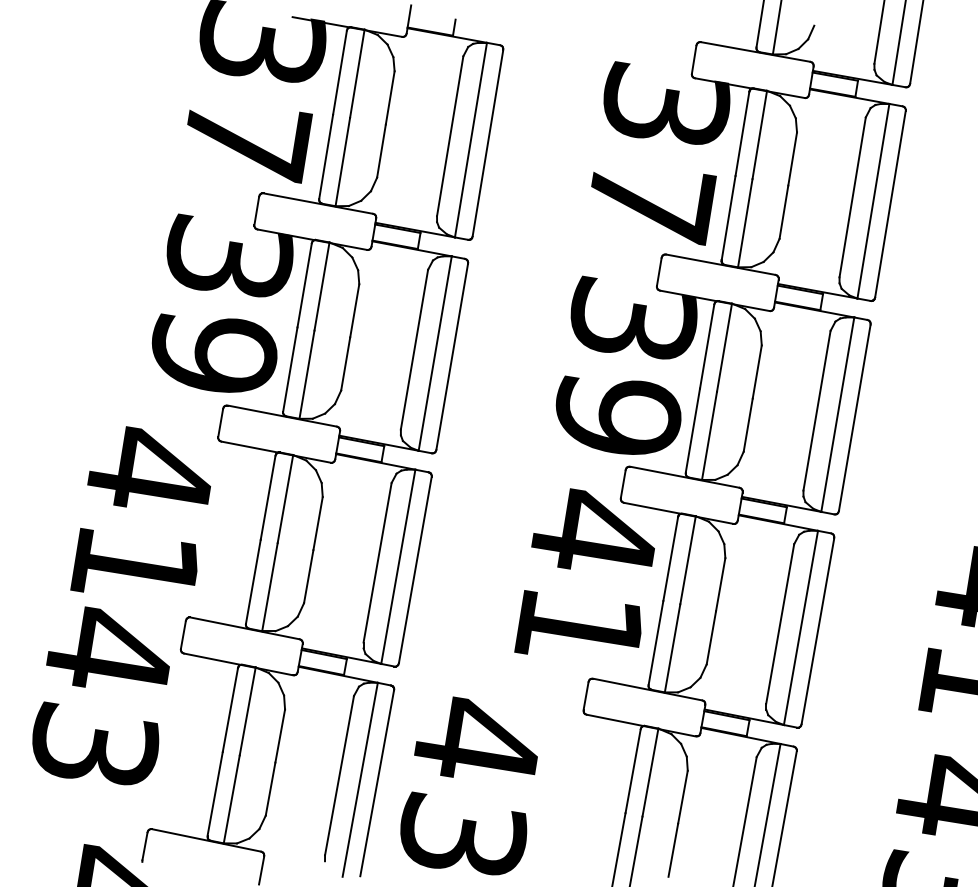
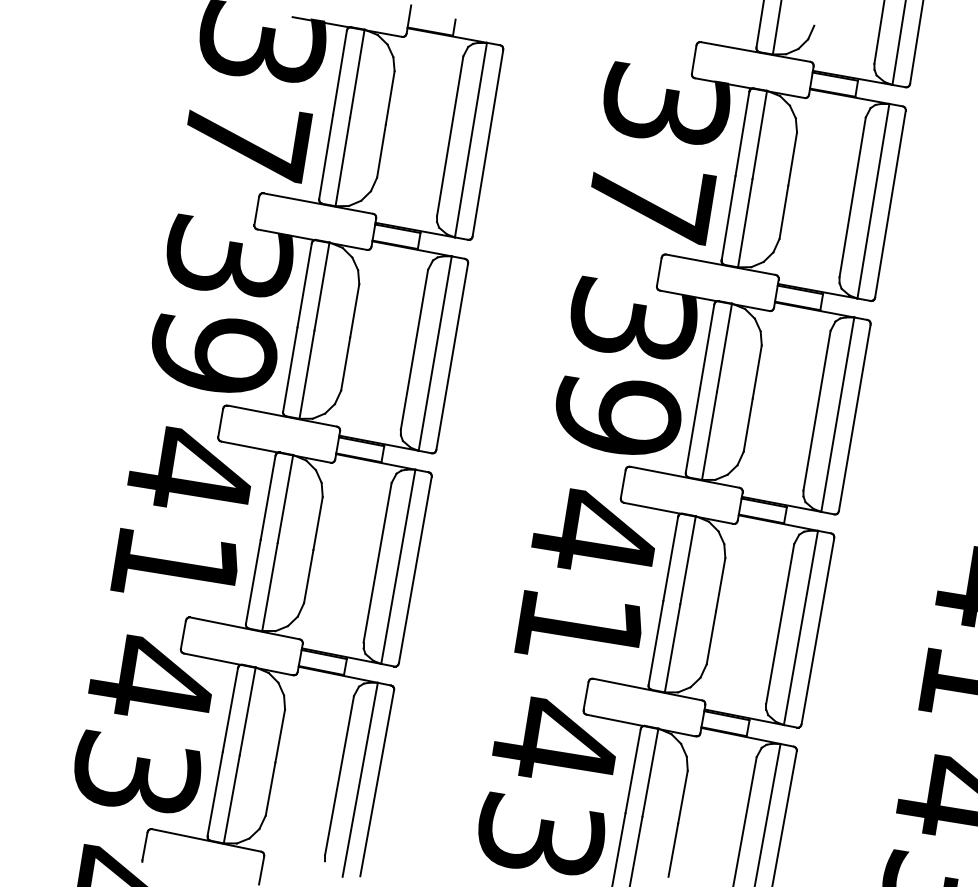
text position: (140, 509) -> (180, 509) (180, 509)
text position: (100, 695) -> (142, 723) (142, 723)
text position: (468, 785) -> (546, 785) (546, 785)
